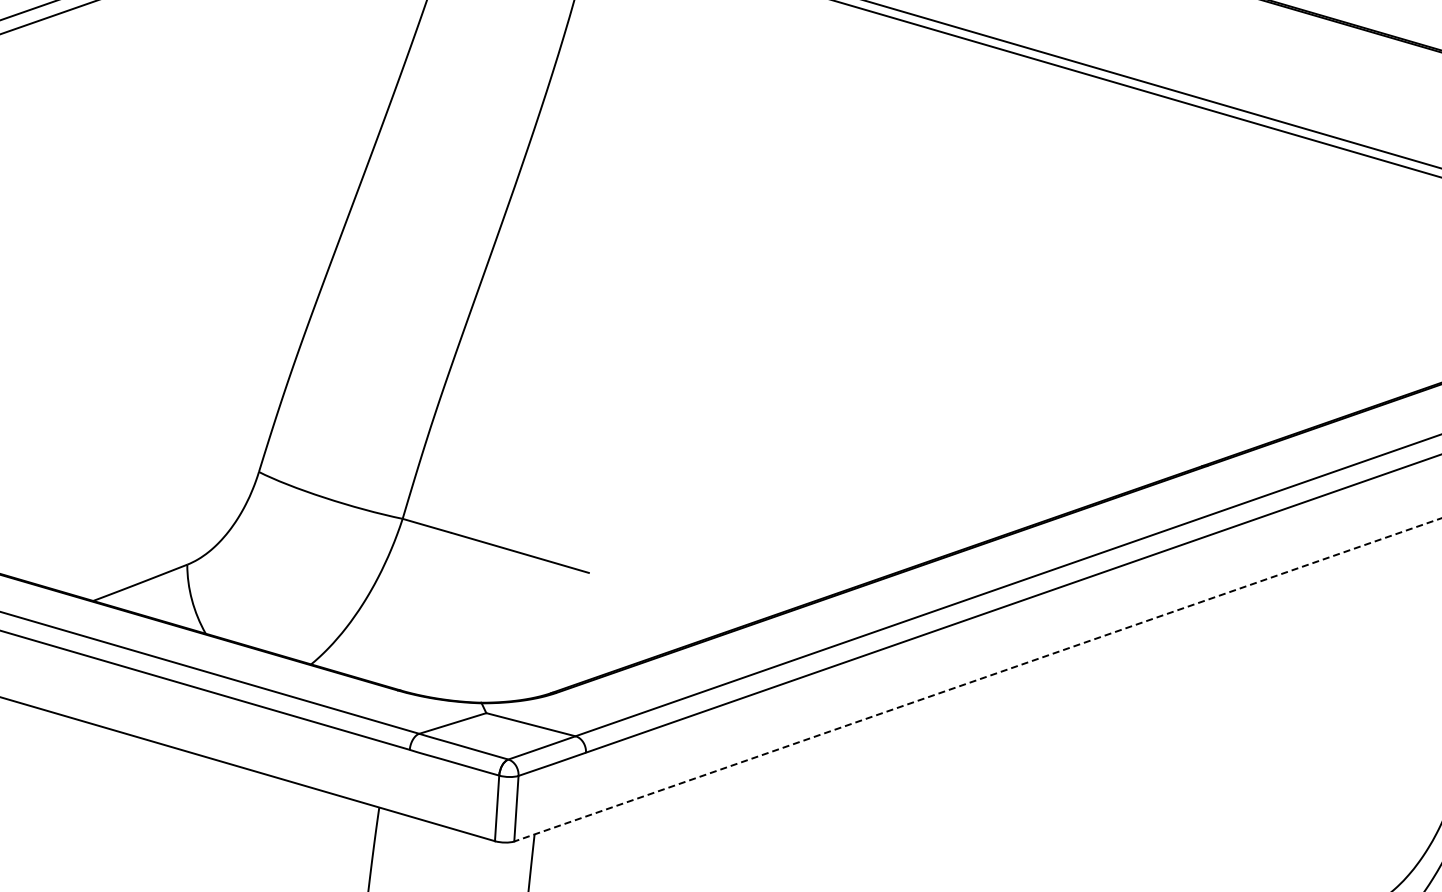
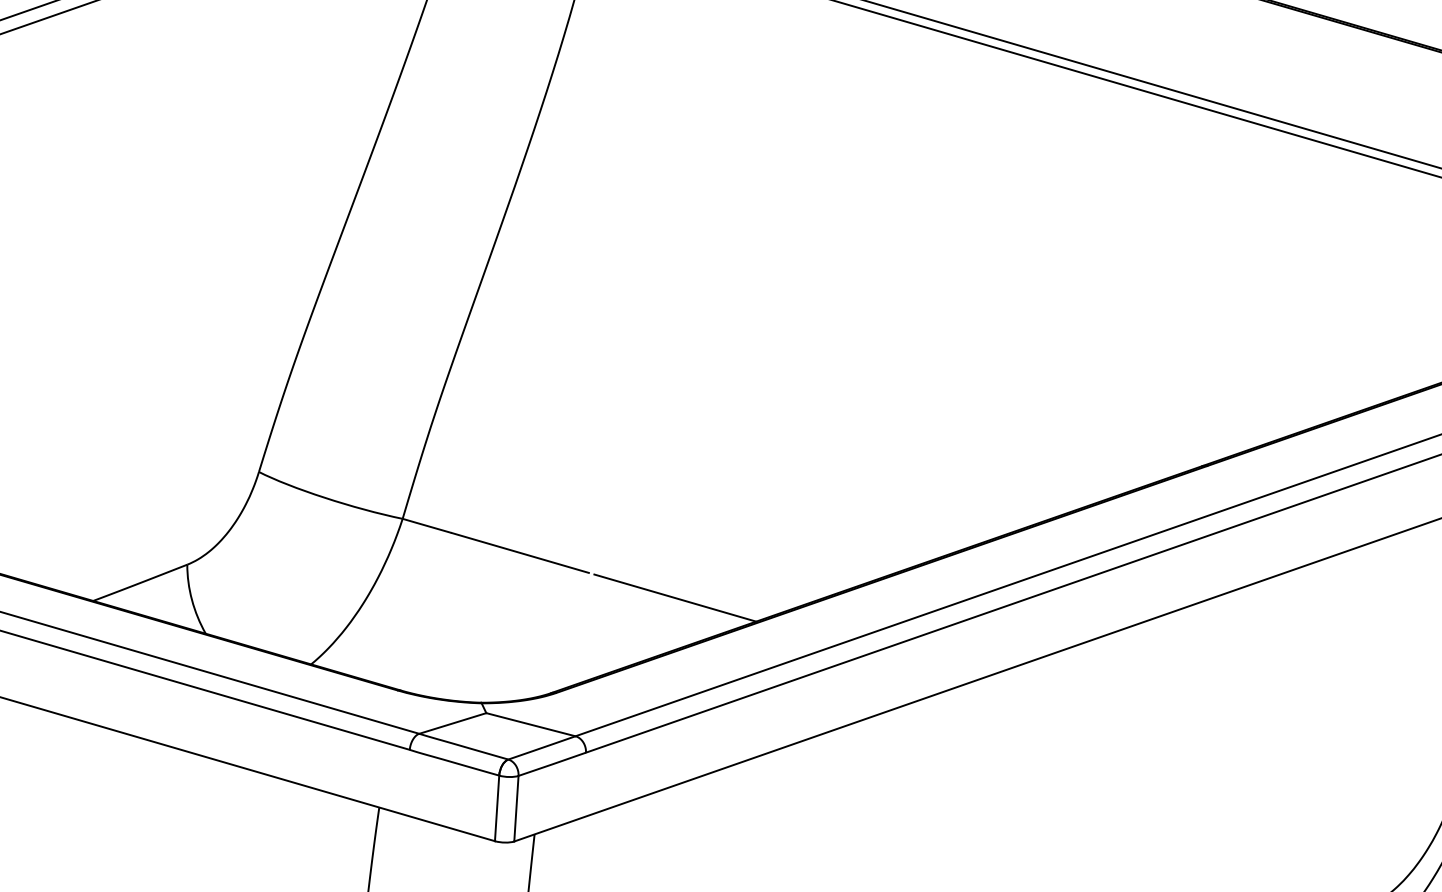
line: none -> present (675, 597)
line: dashed -> solid (977, 679)
